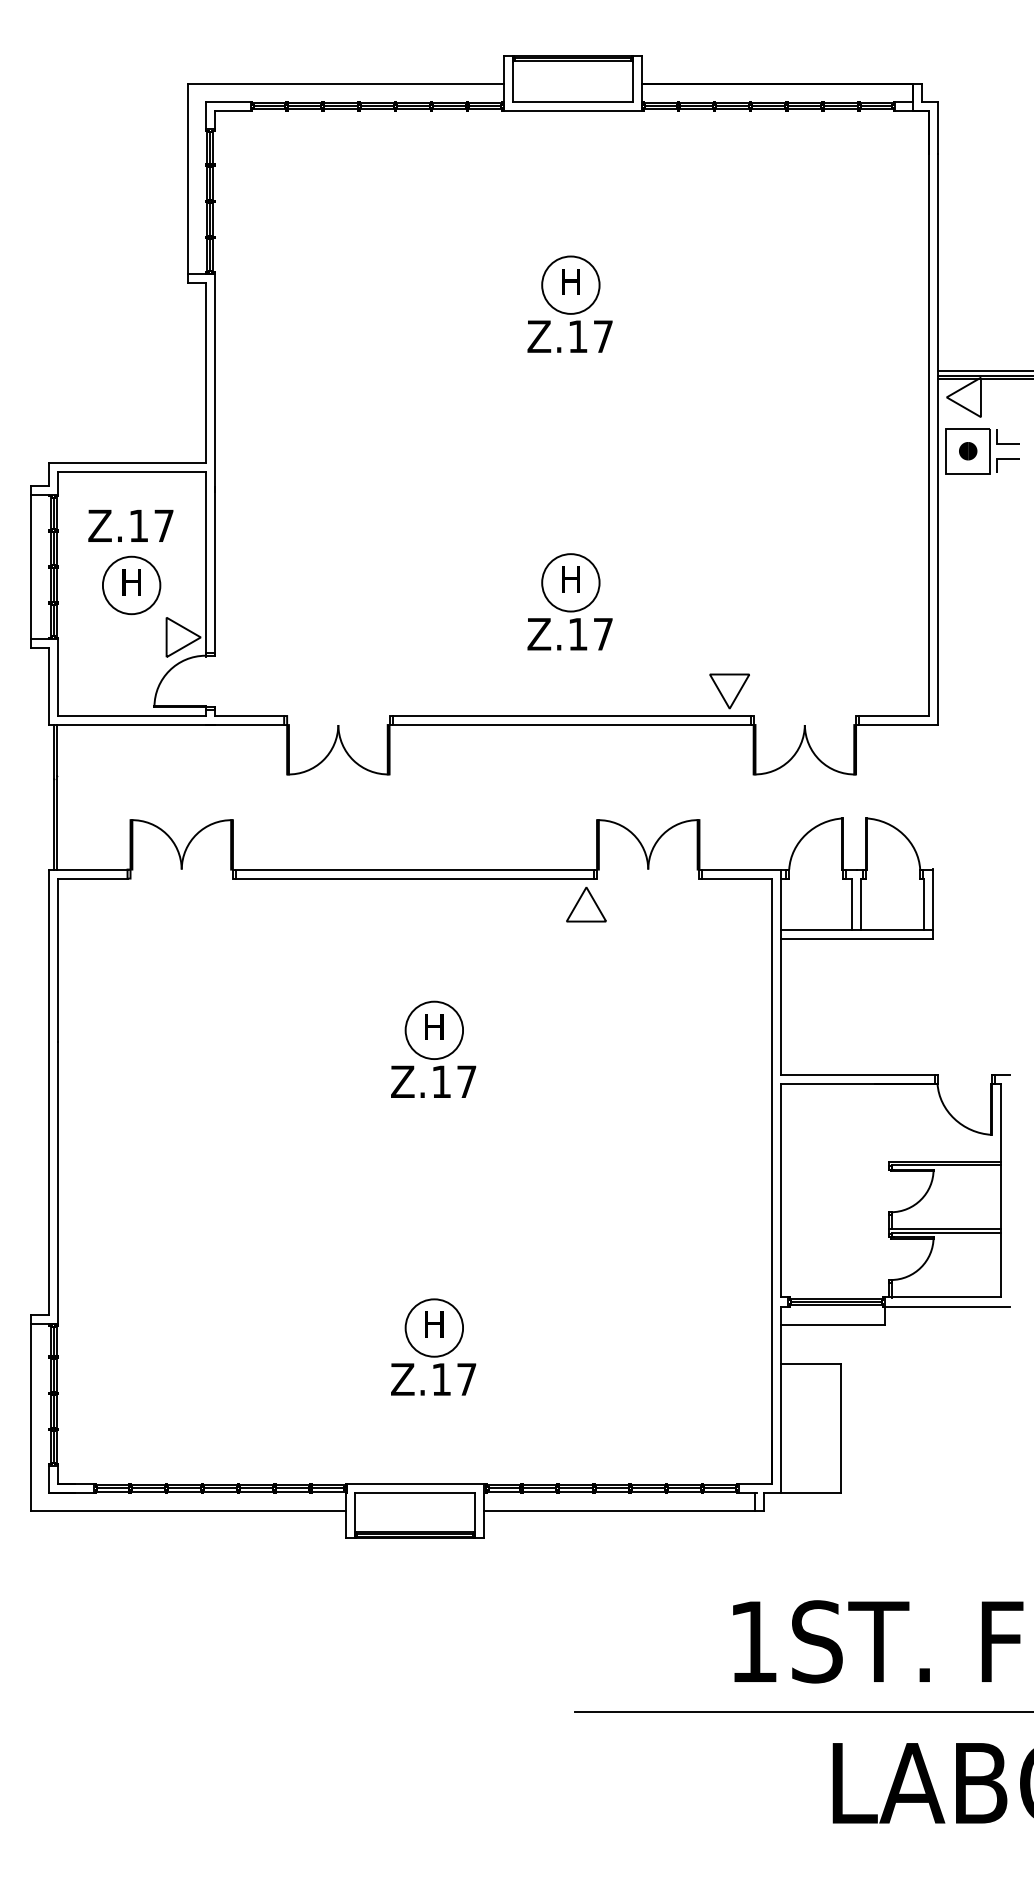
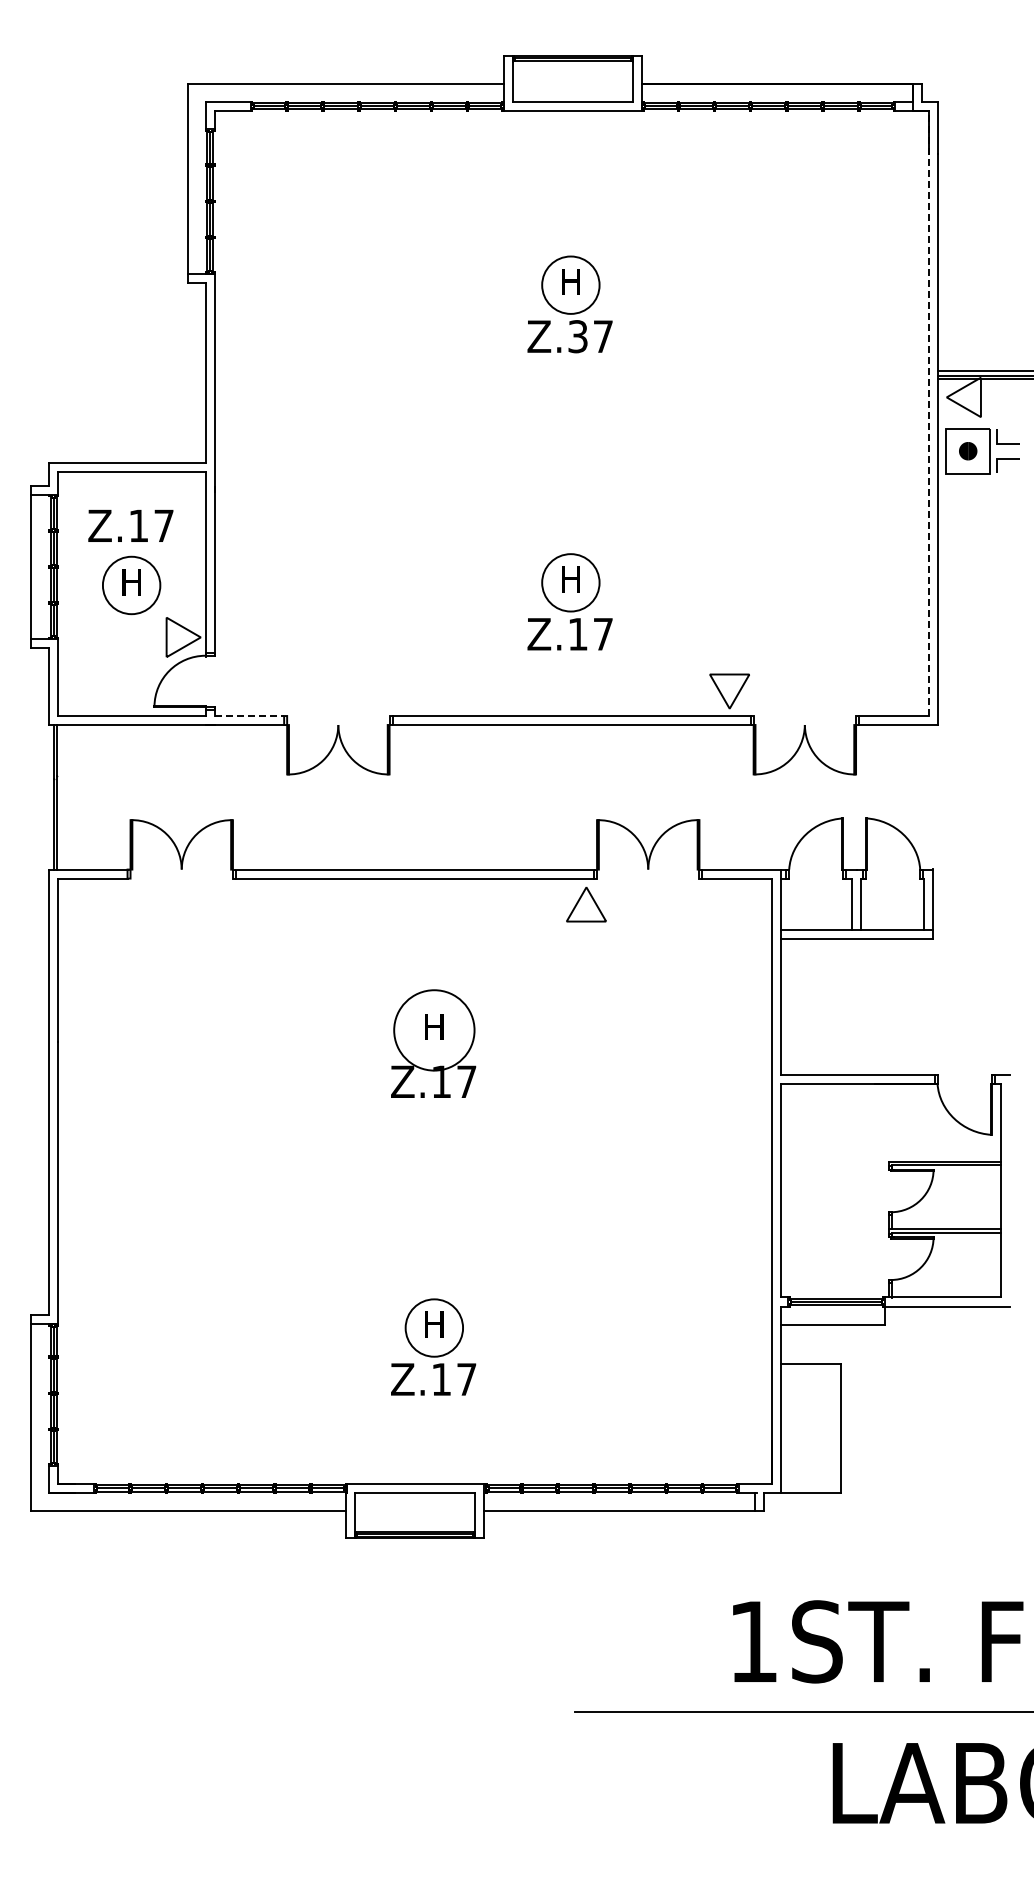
text: Z.17 -> Z.37 (577, 336)
line: solid -> dashed (928, 413)
line: solid -> dashed (249, 715)
circle diameter: 57 px -> 80 px (434, 1030)
